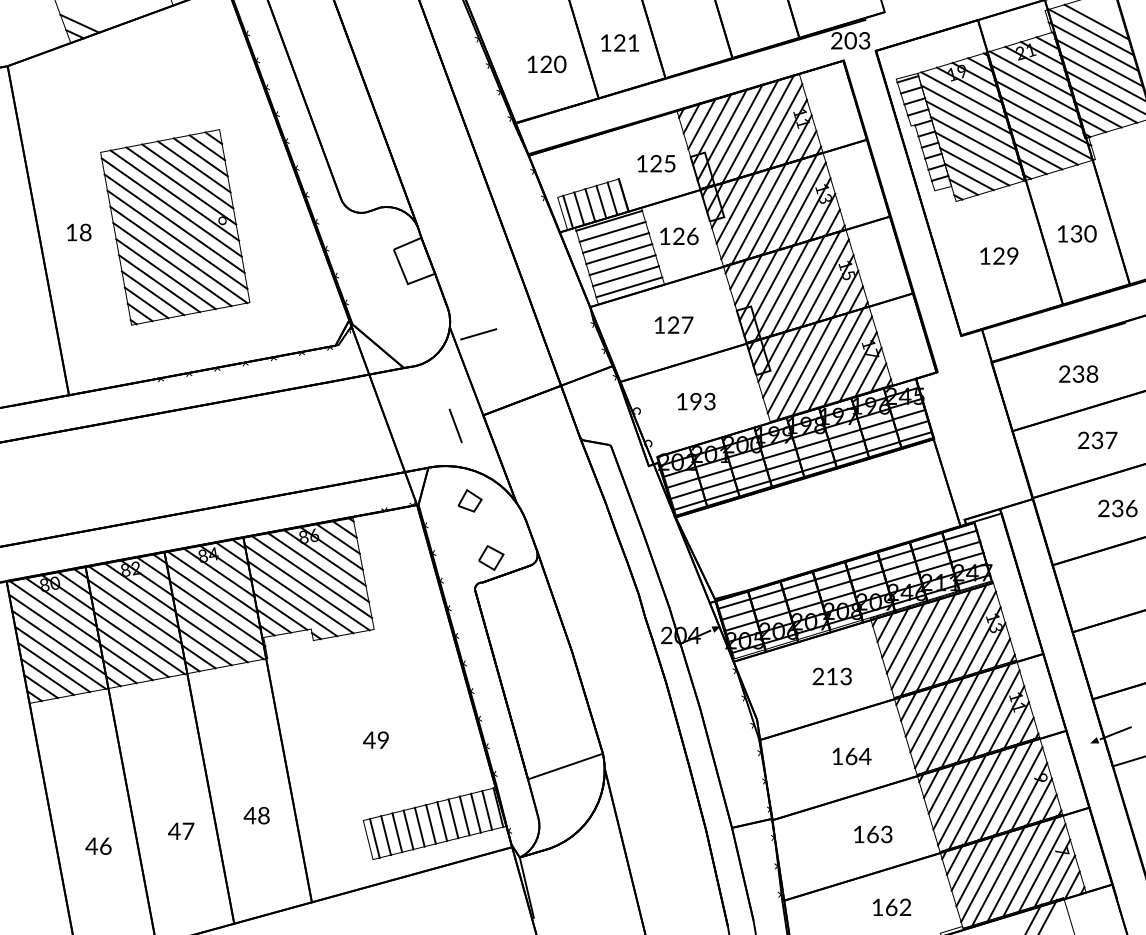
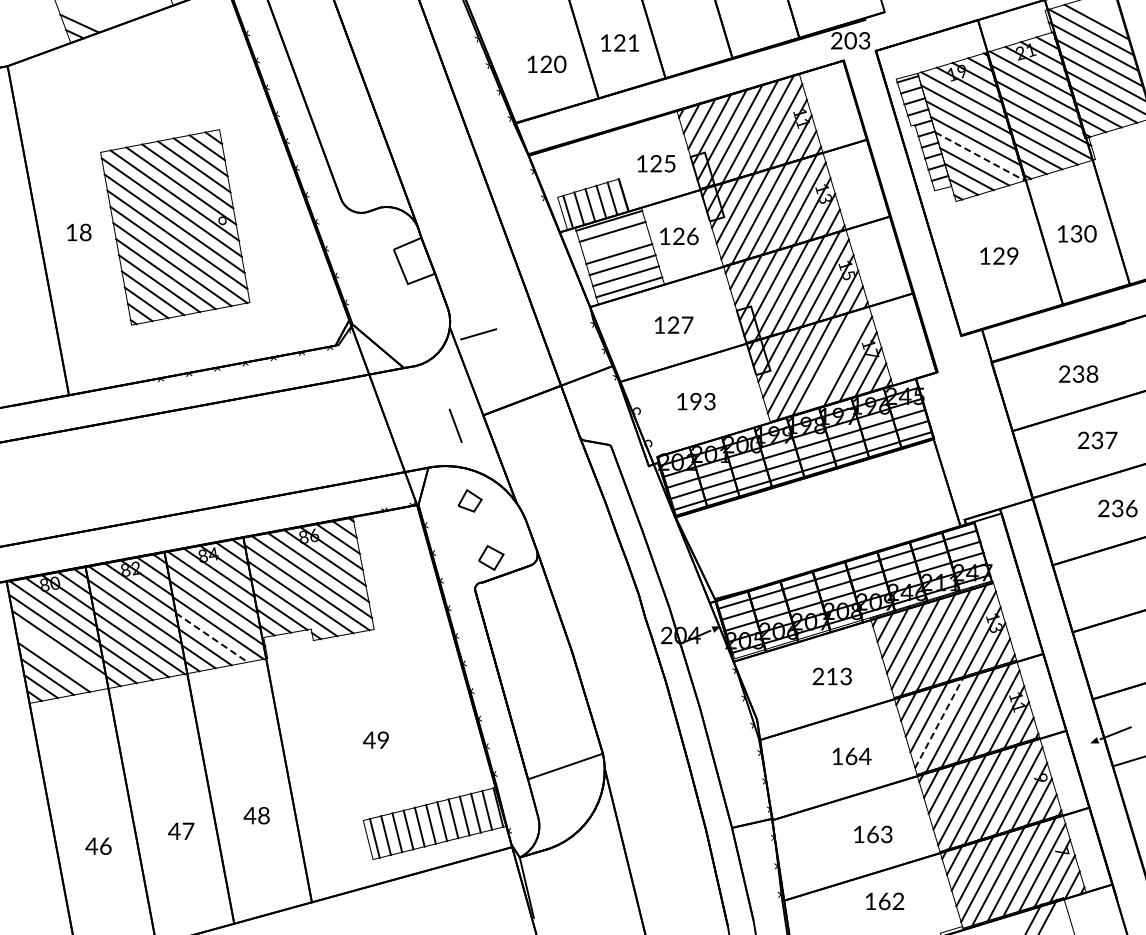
line: solid -> dashed (980, 156)
line: present -> none (615, 242)
line: present -> none (835, 359)
line: solid -> dashed (211, 637)
line: present -> none (60, 657)
line: solid -> dashed (939, 721)
text position: (892, 907) -> (885, 901) (885, 901)
